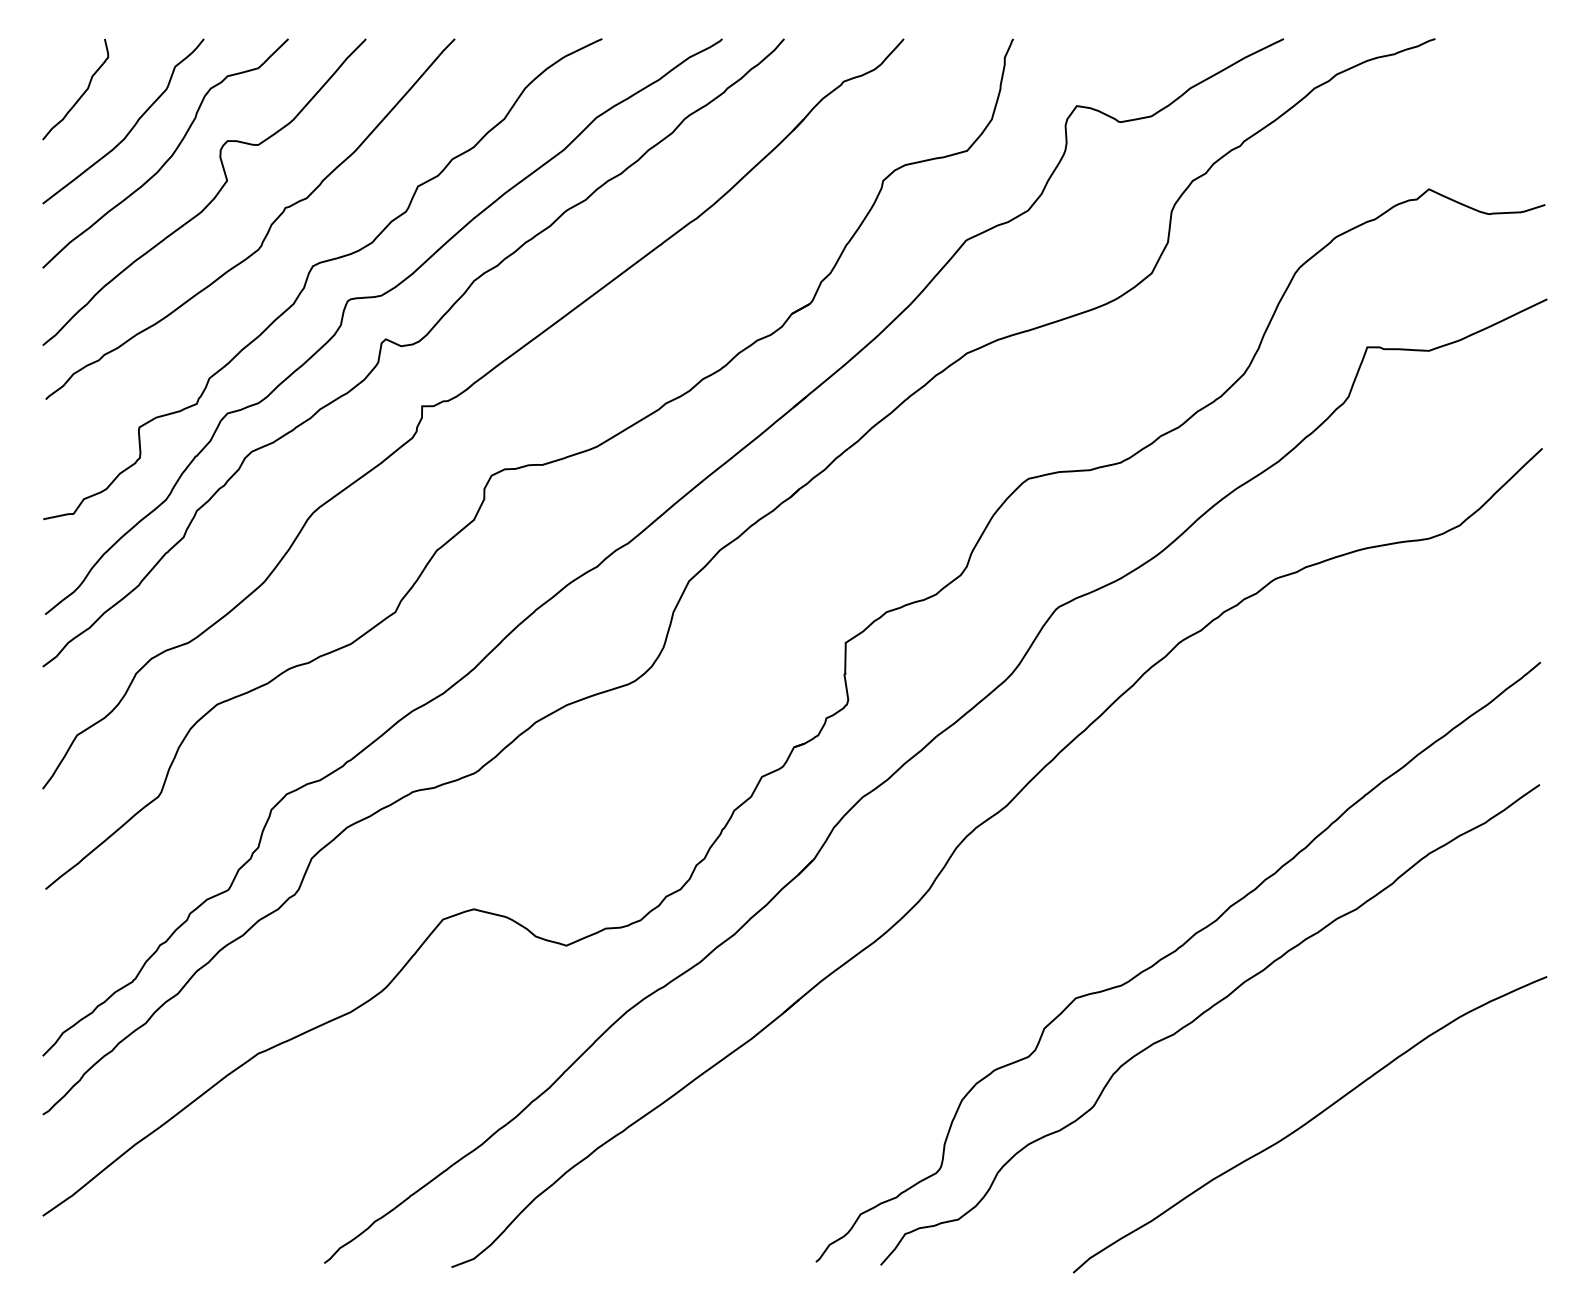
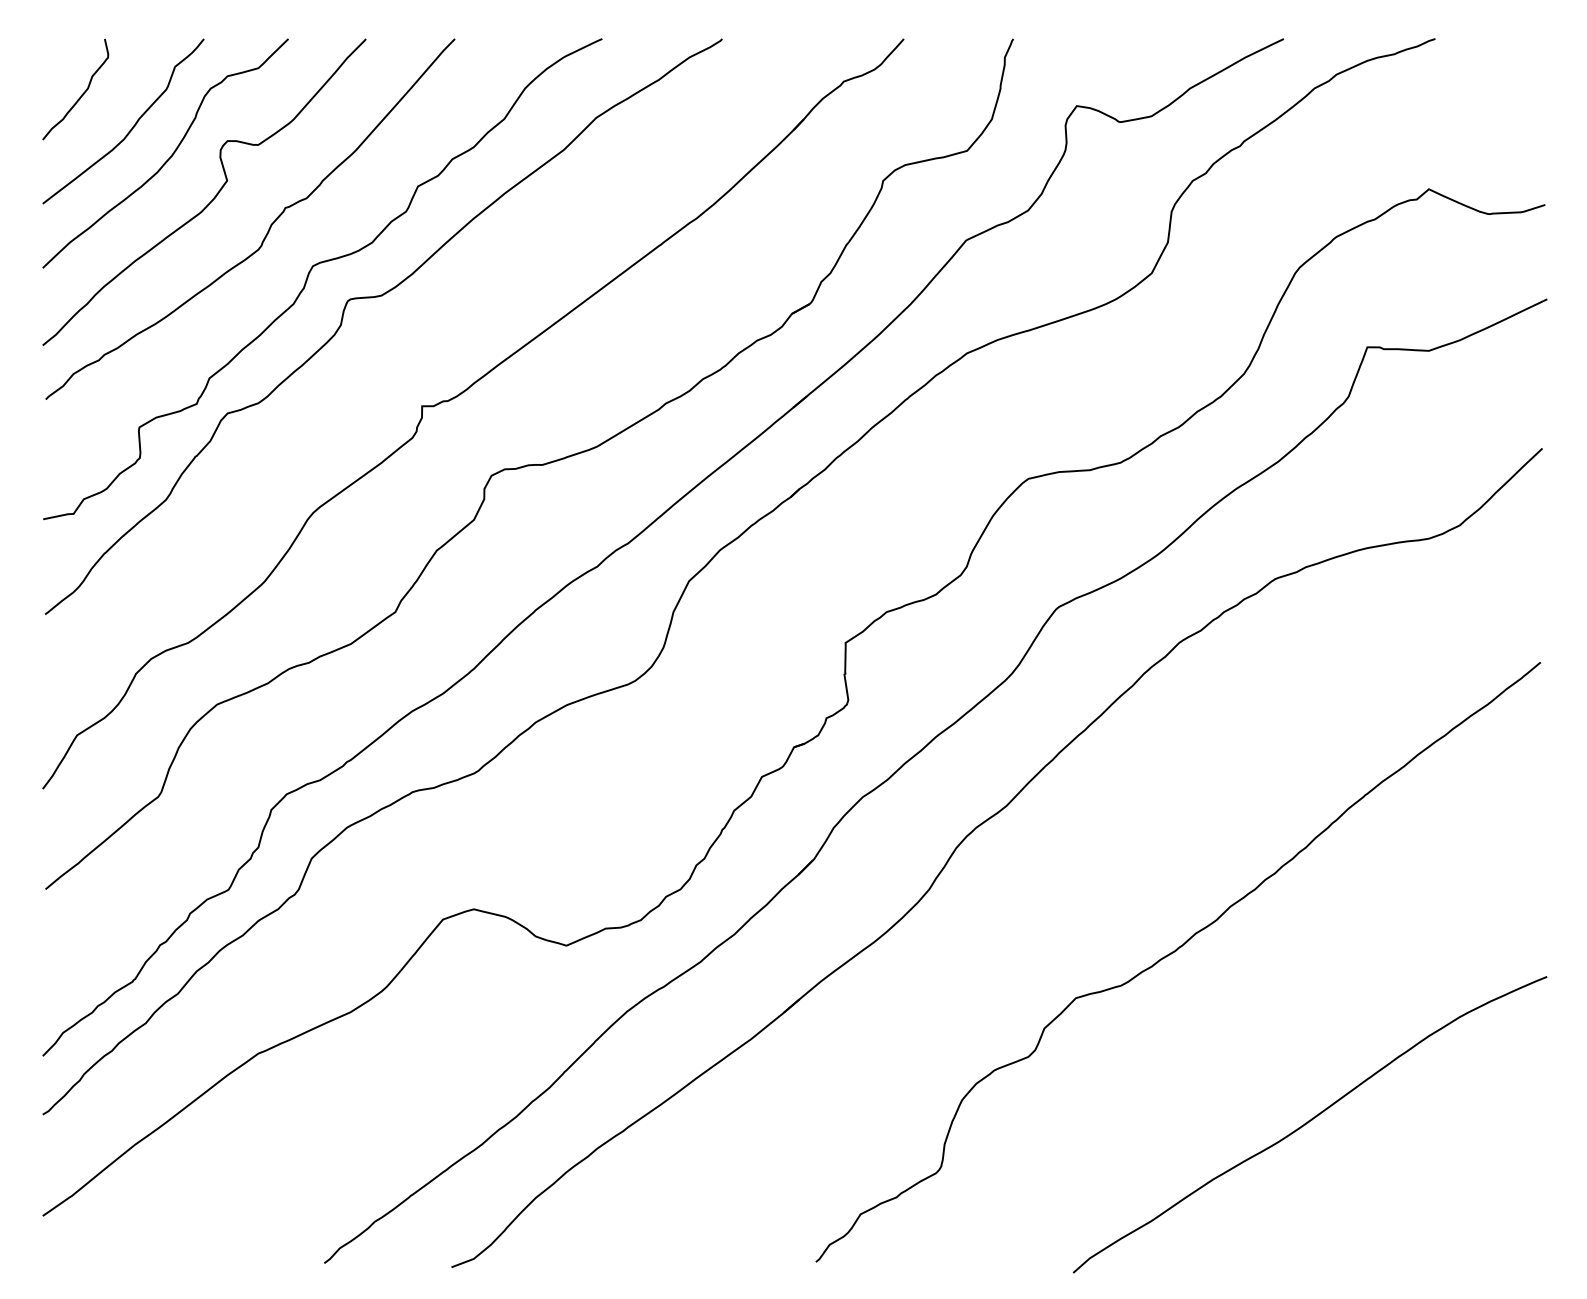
curve: present -> none (413, 345)
curve: present -> none (1203, 1014)
